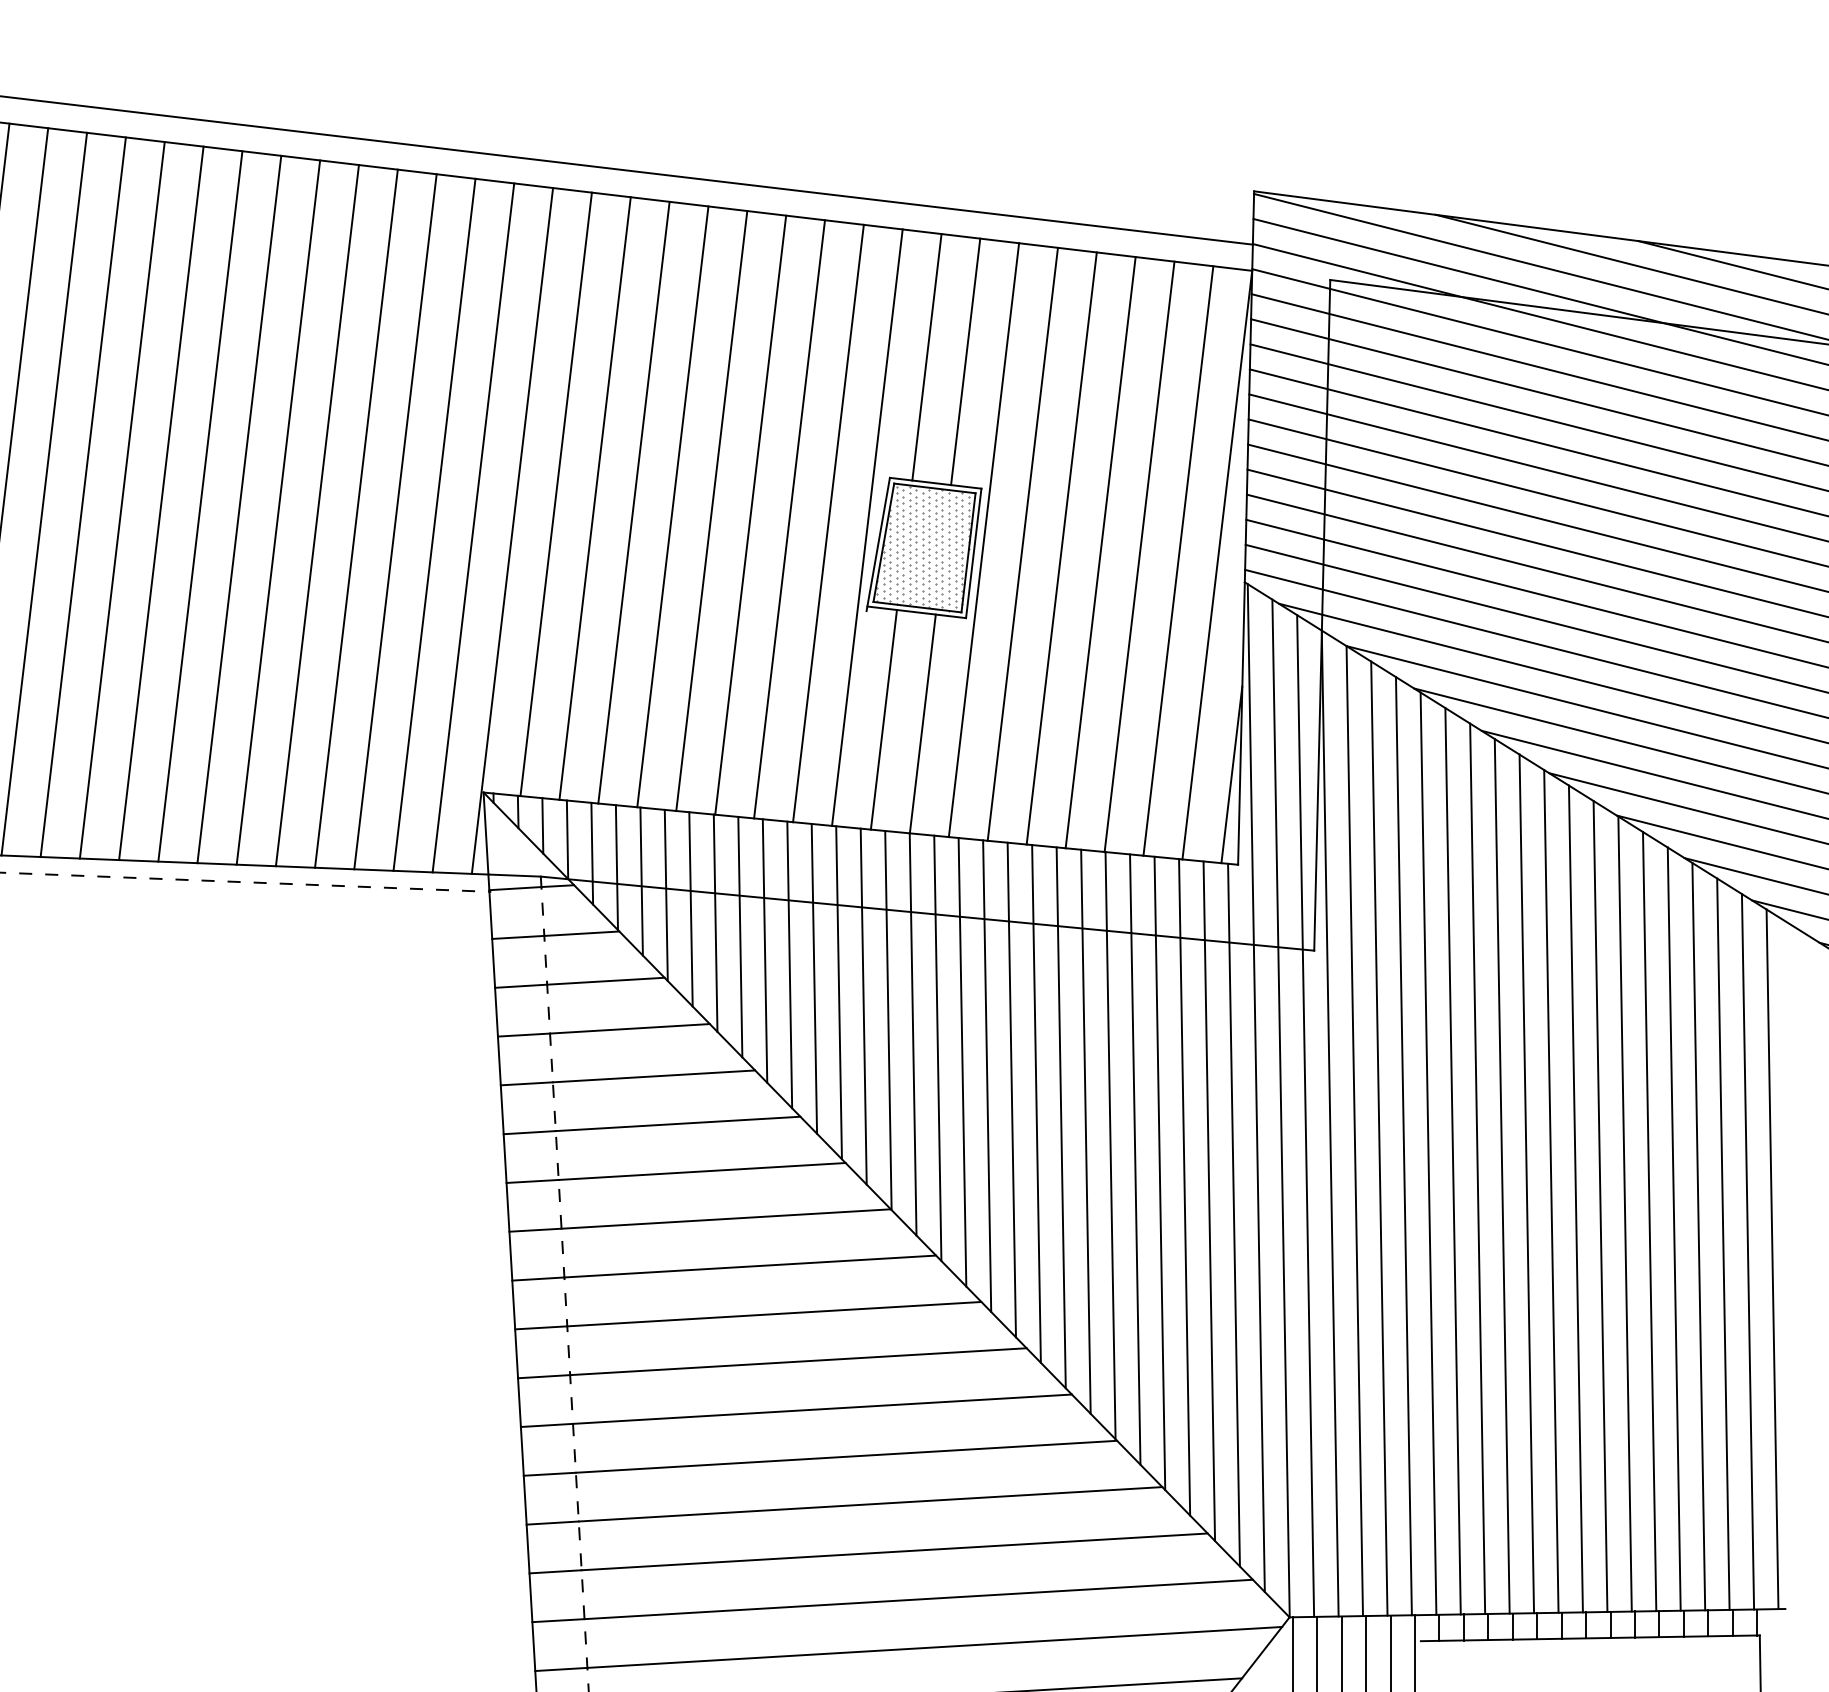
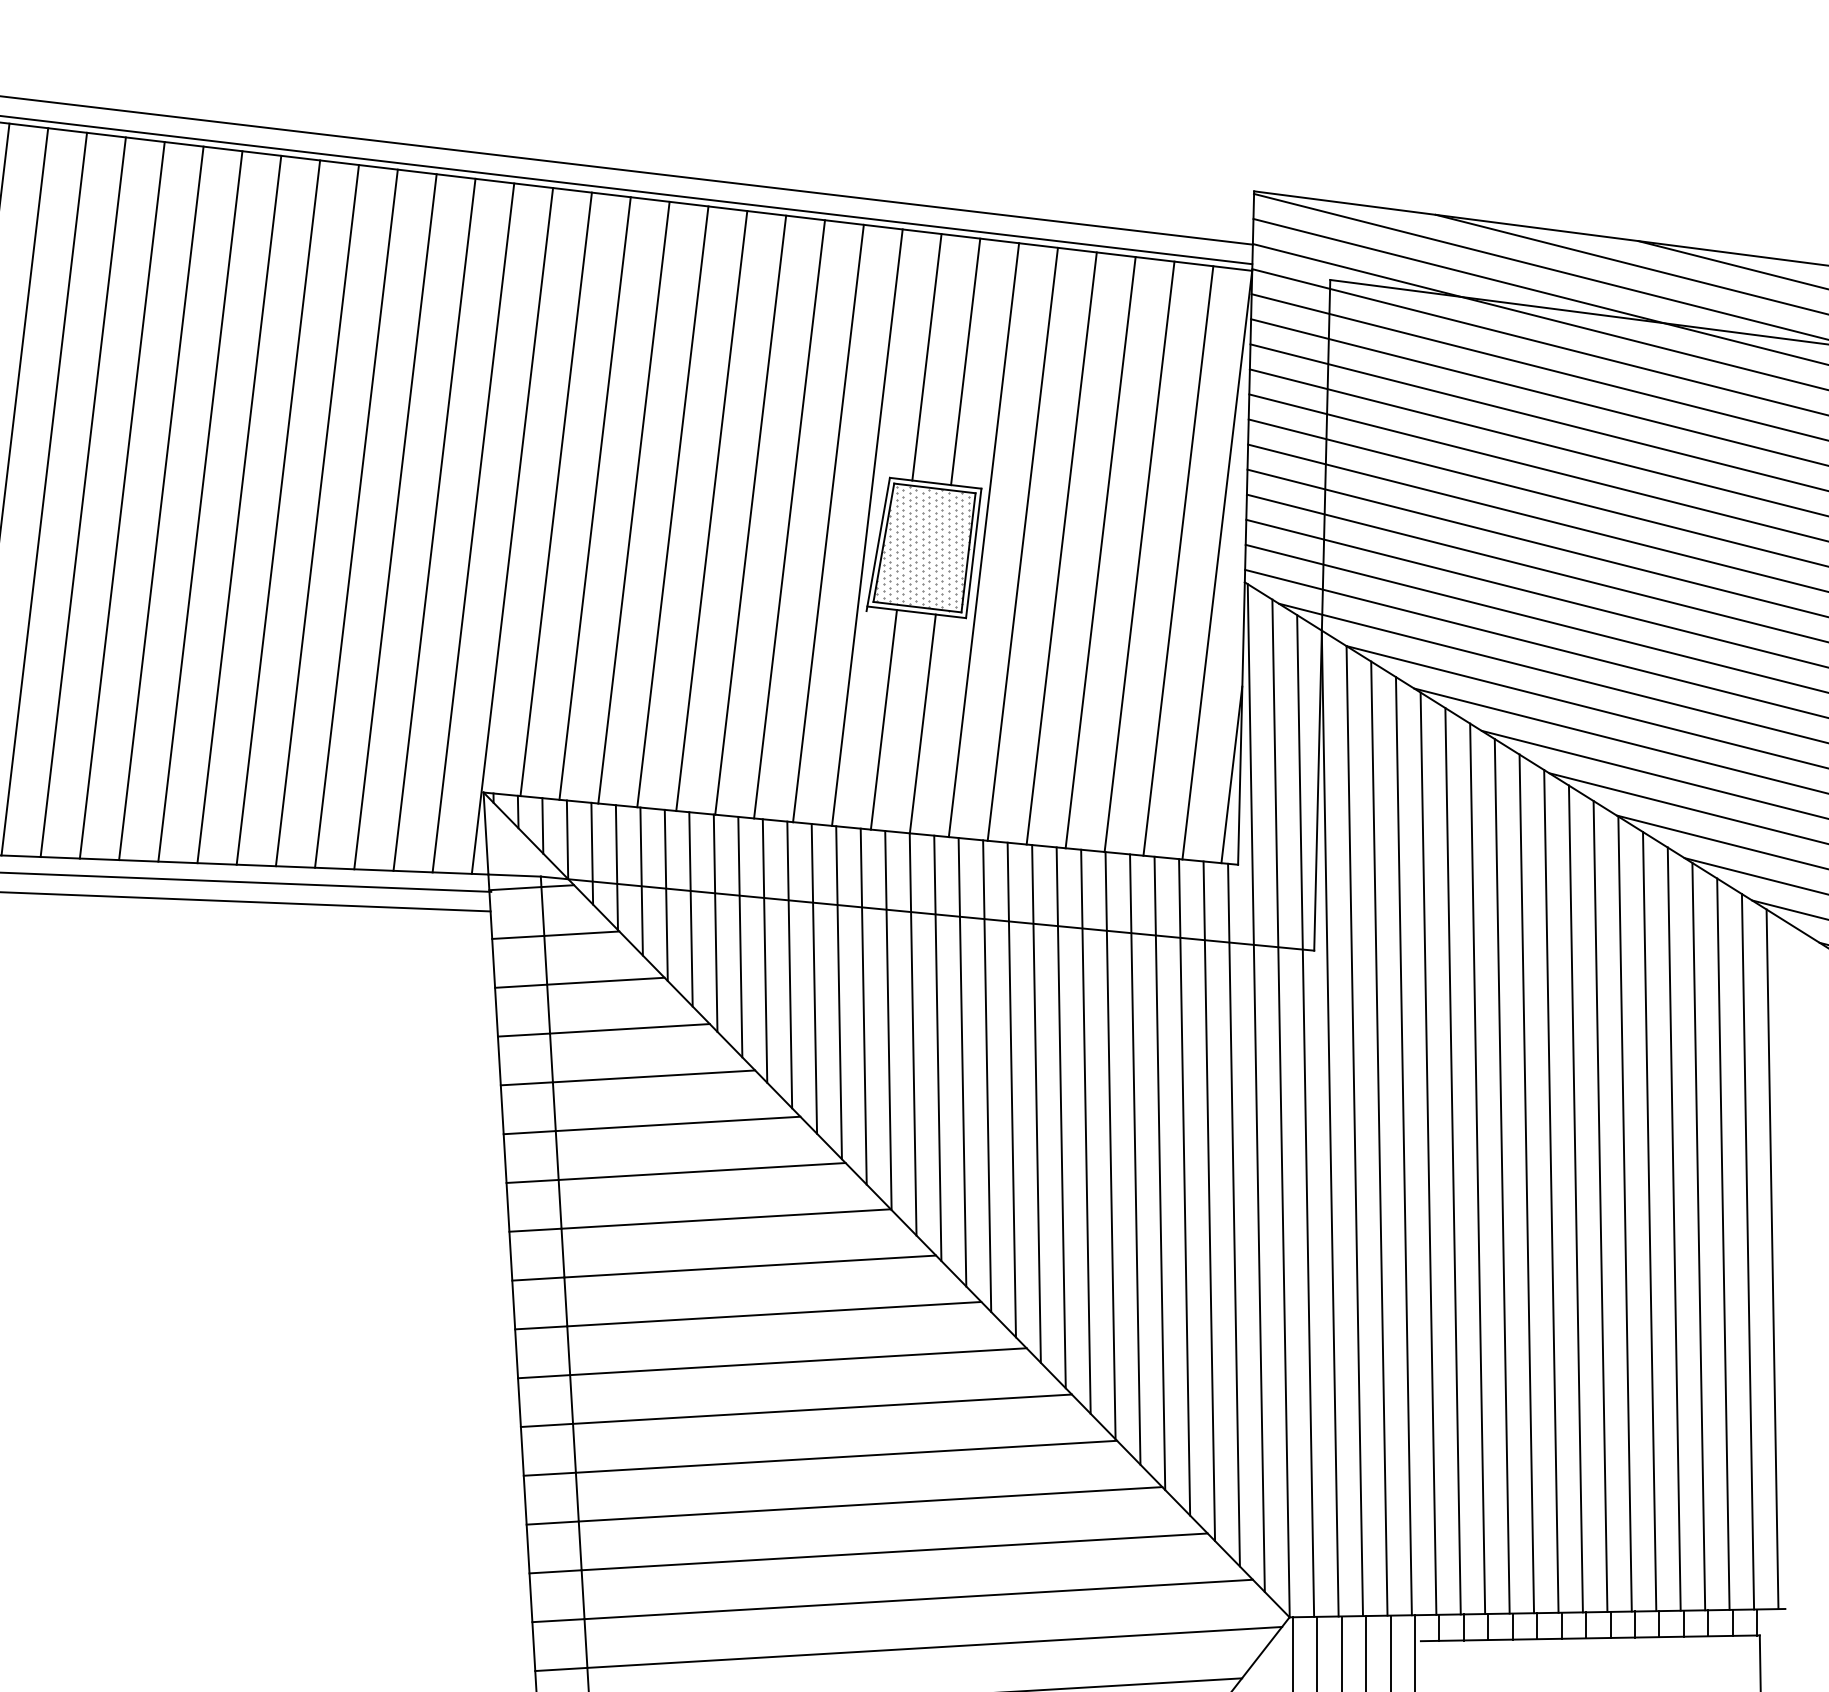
line: none -> present (627, 190)
line: dashed -> solid (246, 882)
line: none -> present (246, 901)
line: dashed -> solid (564, 1283)
